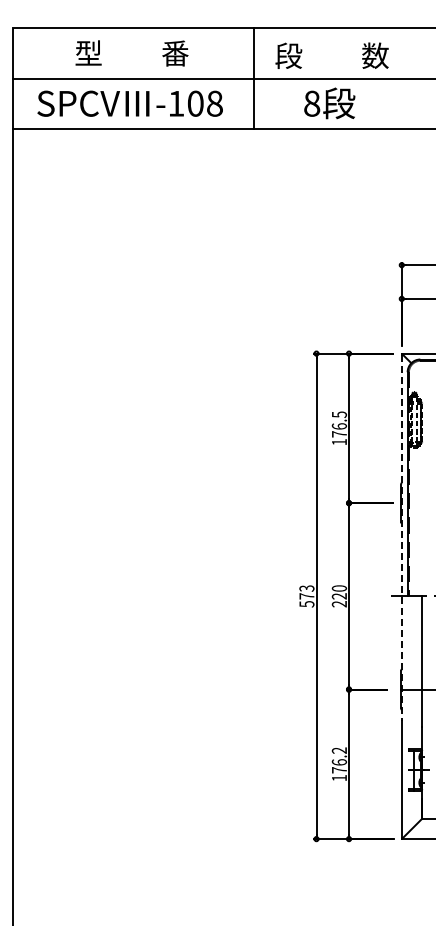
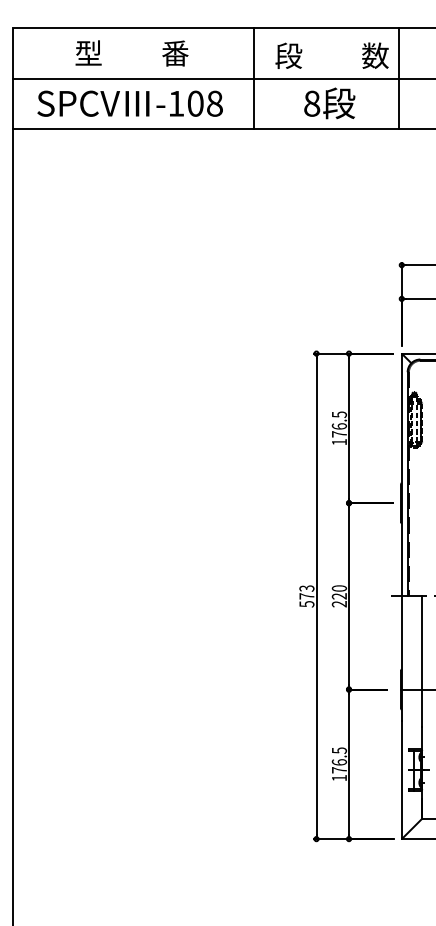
line: none -> present (398, 78)
line: dashed -> solid (401, 538)
text: 176.2 -> 176.5 (339, 750)
